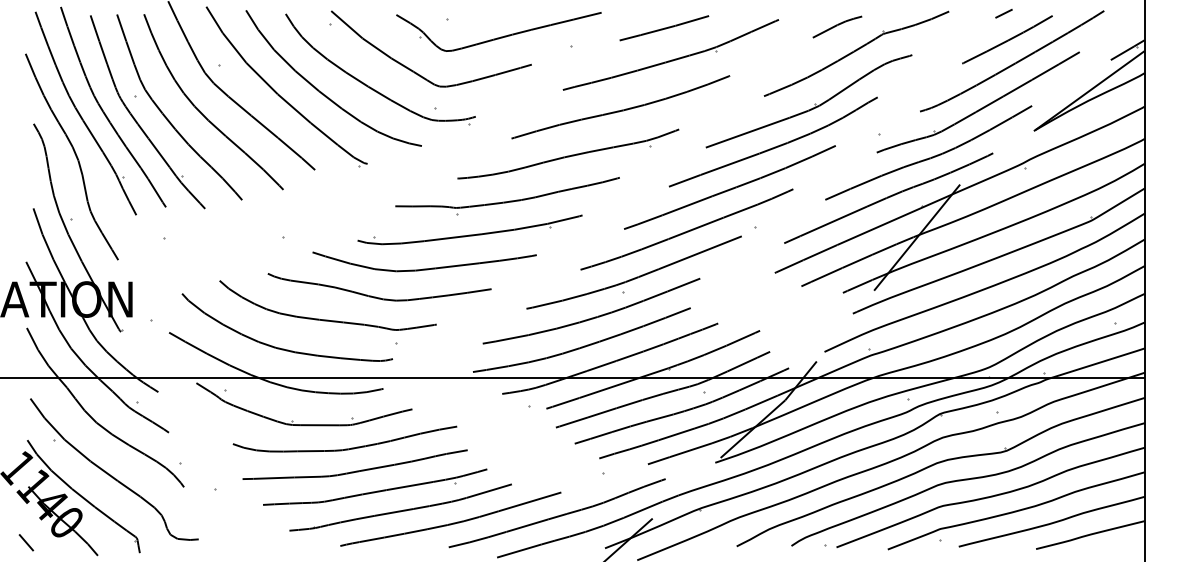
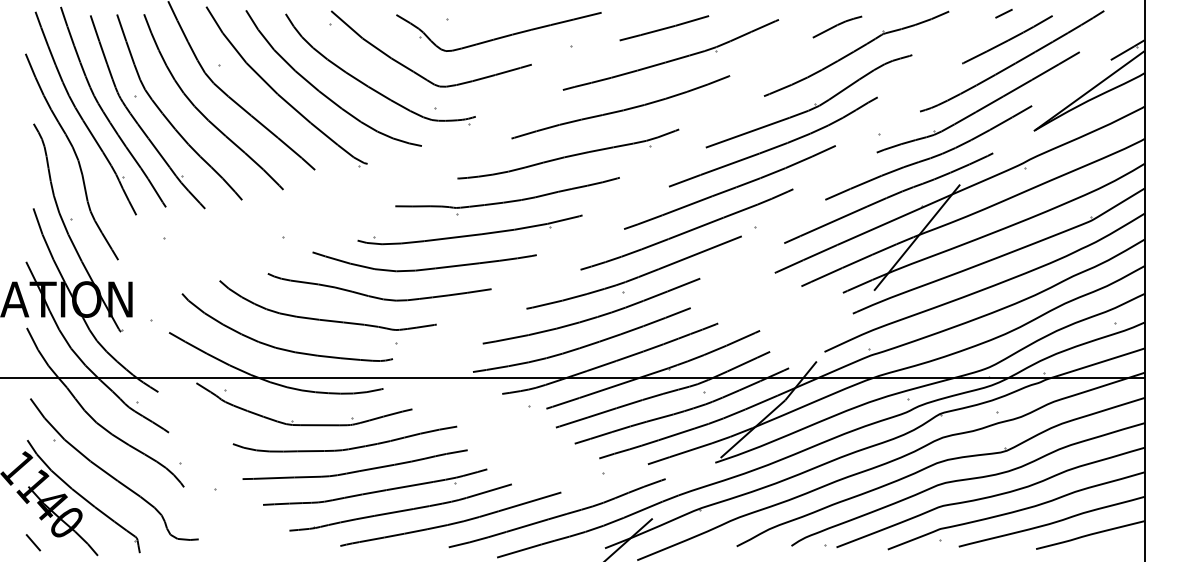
line position: (26, 542) -> (33, 542) (33, 542)
